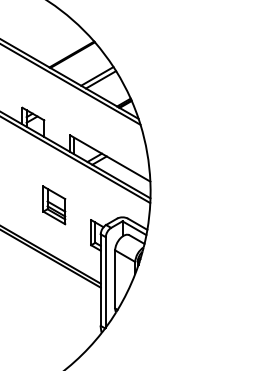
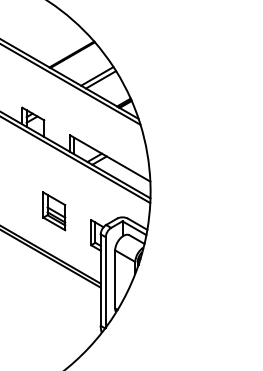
part position: (54, 205) -> (54, 211) (54, 211)
